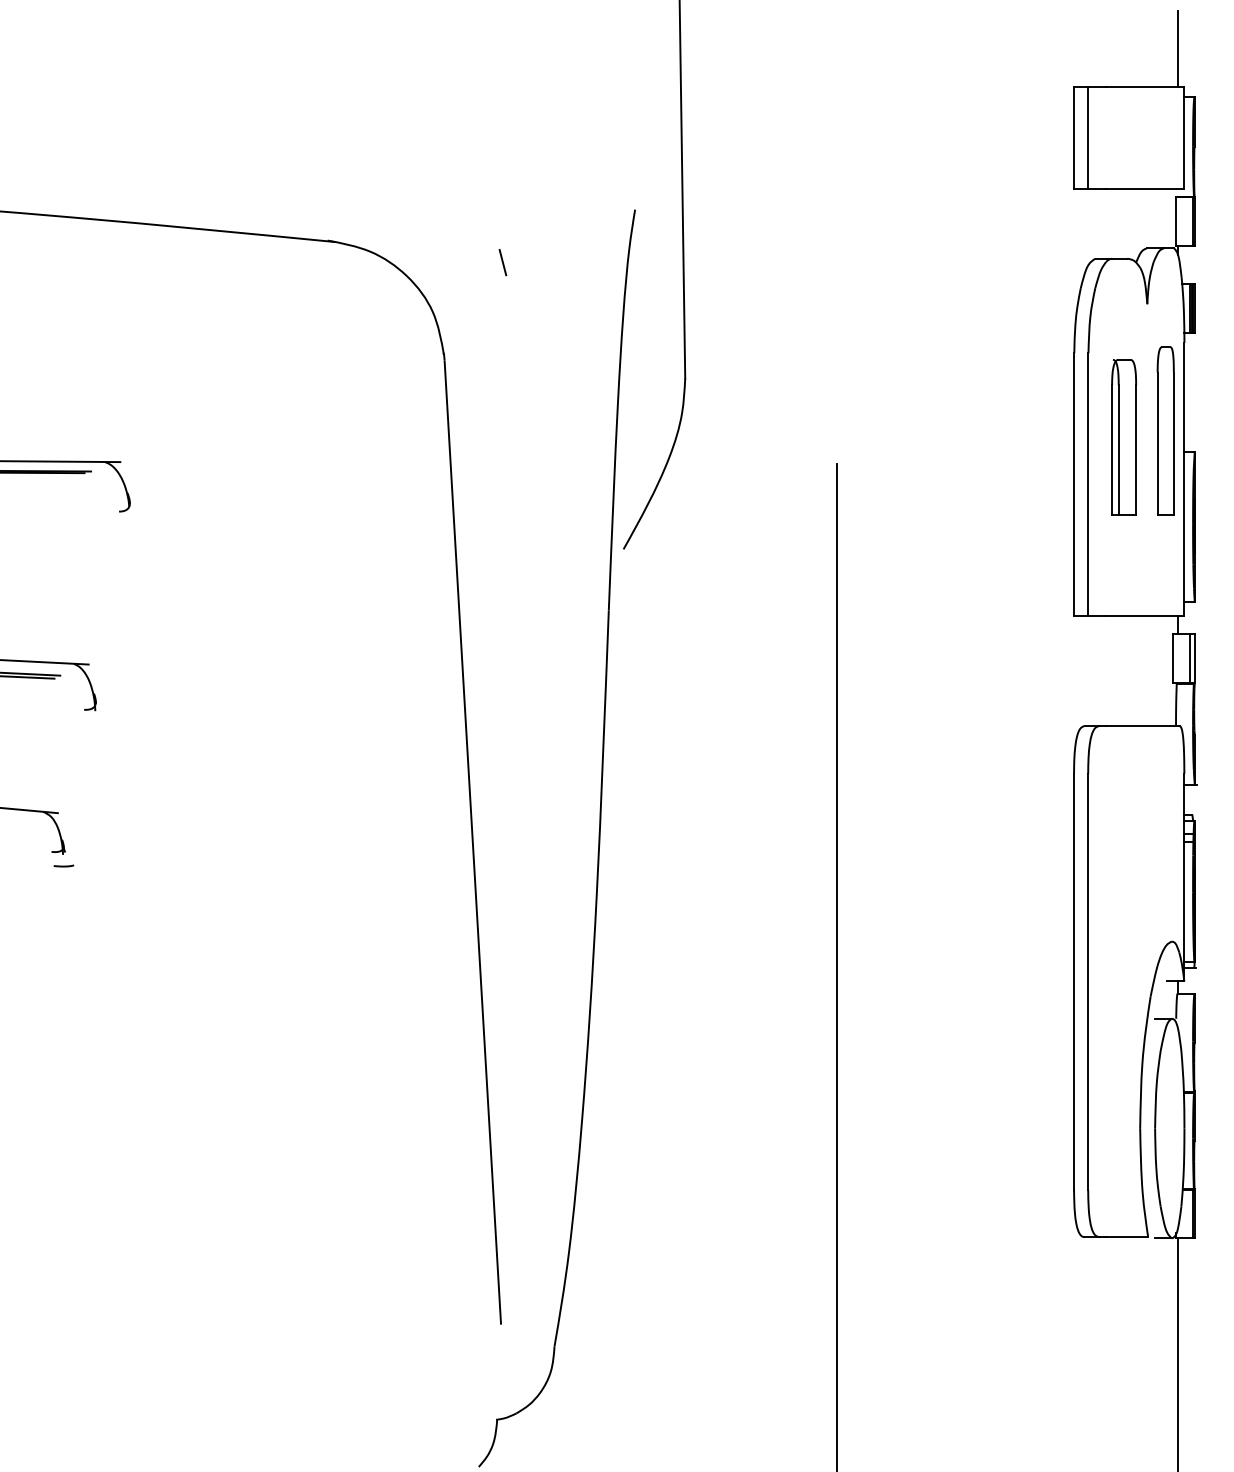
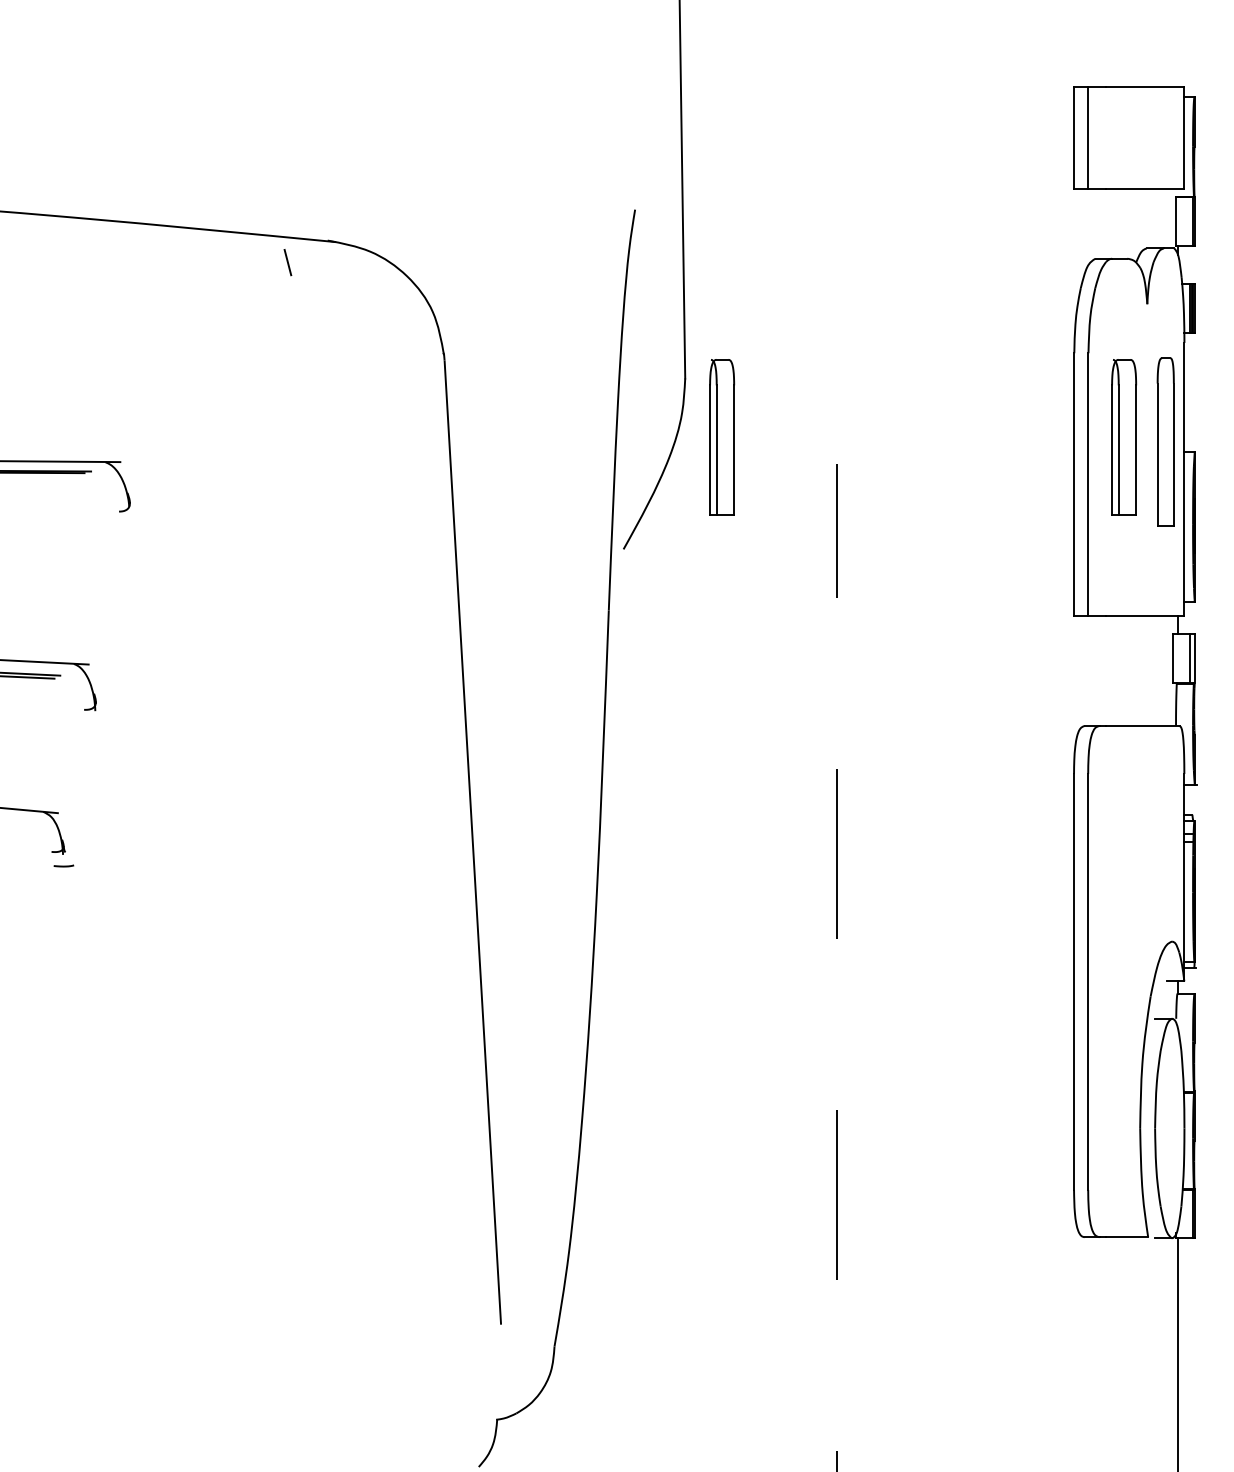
line: present -> none (1177, 48)
line position: (502, 262) -> (287, 262) (287, 262)
part position: (1165, 430) -> (1165, 441) (1165, 441)
part: none -> present (722, 437)
line: solid -> dashed (836, 967)
